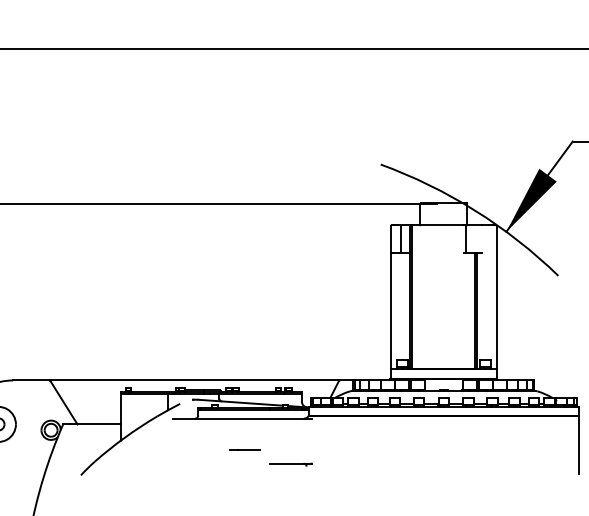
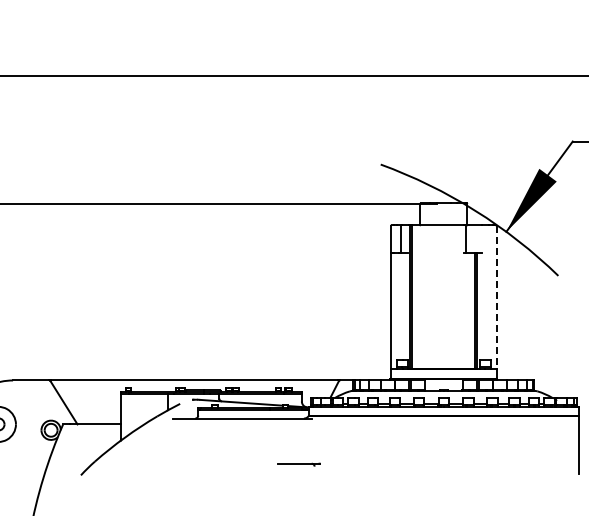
line position: (293, 49) -> (293, 76) (293, 76)
line: solid -> dashed (496, 297)
line: present -> none (244, 449)
part position: (290, 464) -> (298, 464) (298, 464)
